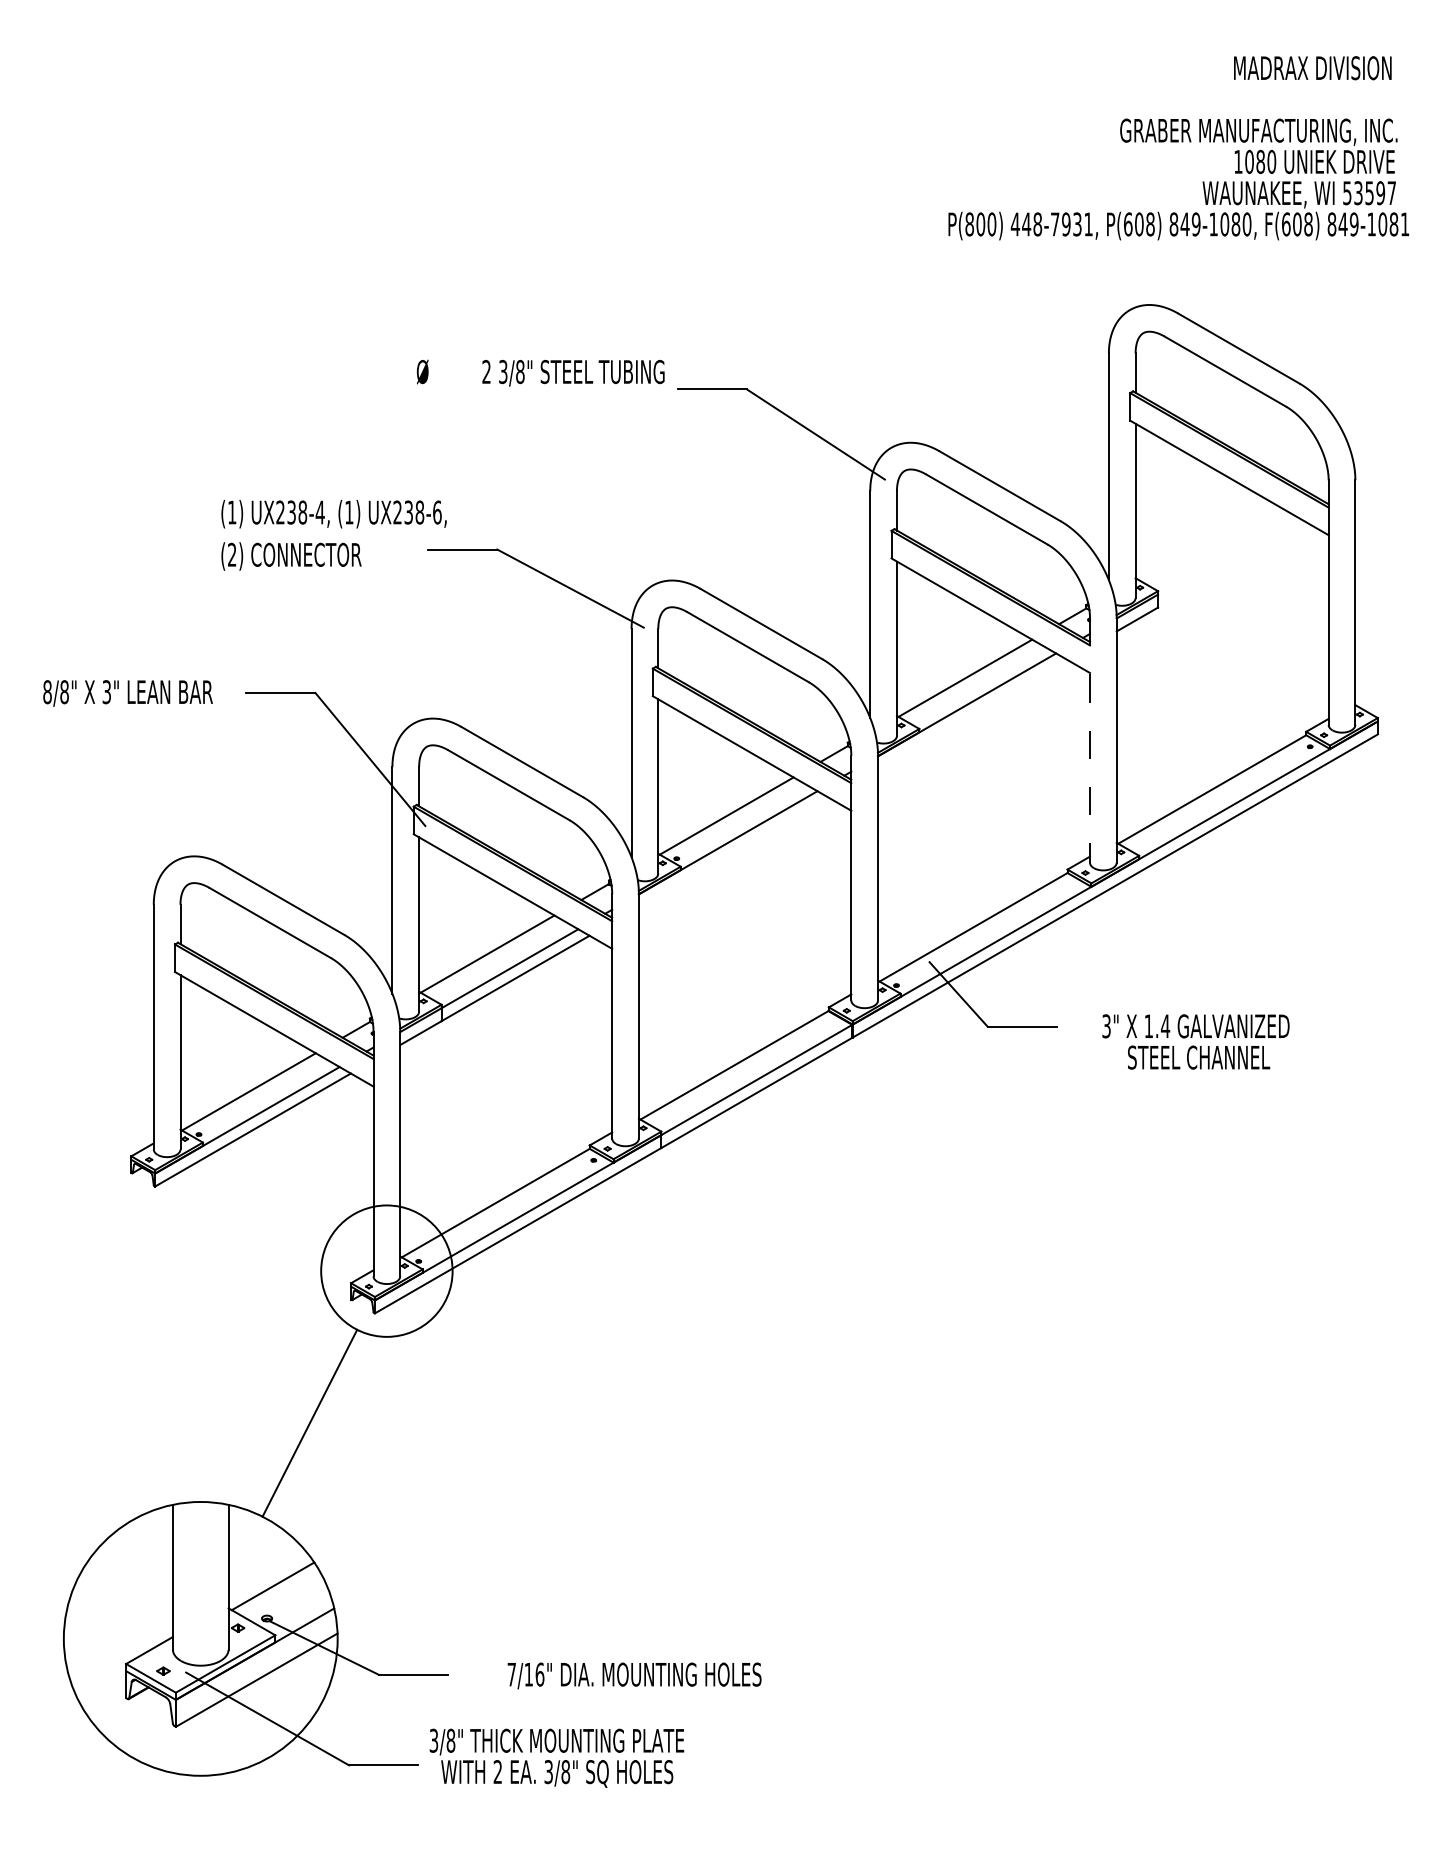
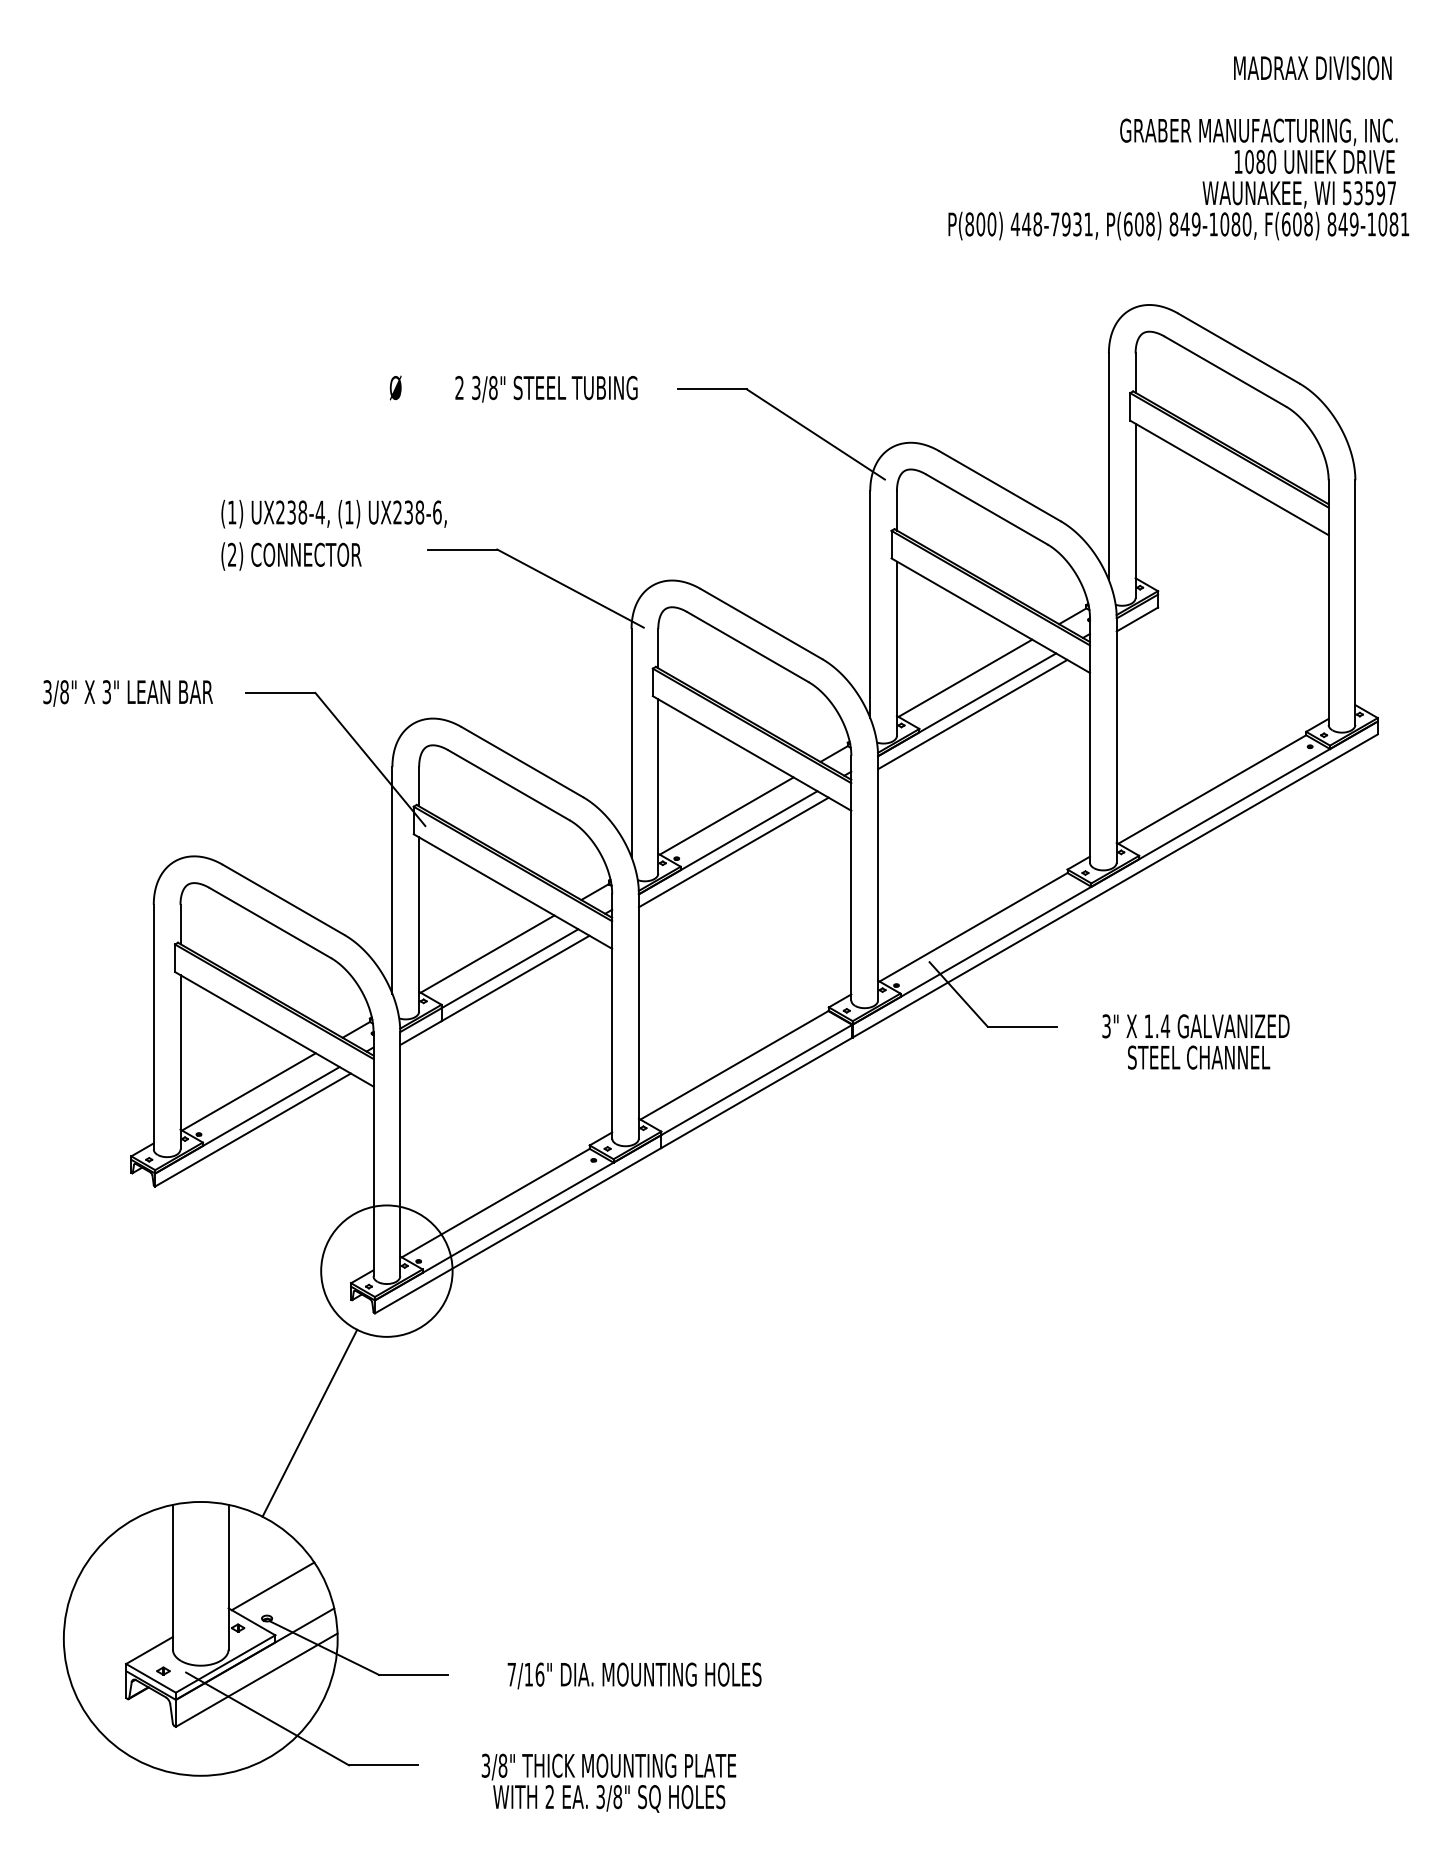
text position: (540, 372) -> (513, 388) (513, 388)
text: 8/8" -> 3/8" (47, 692)
line: none -> present (972, 714)
line: dashed -> solid (1090, 740)
line: none -> present (733, 852)
text position: (556, 1757) -> (608, 1782) (608, 1782)
